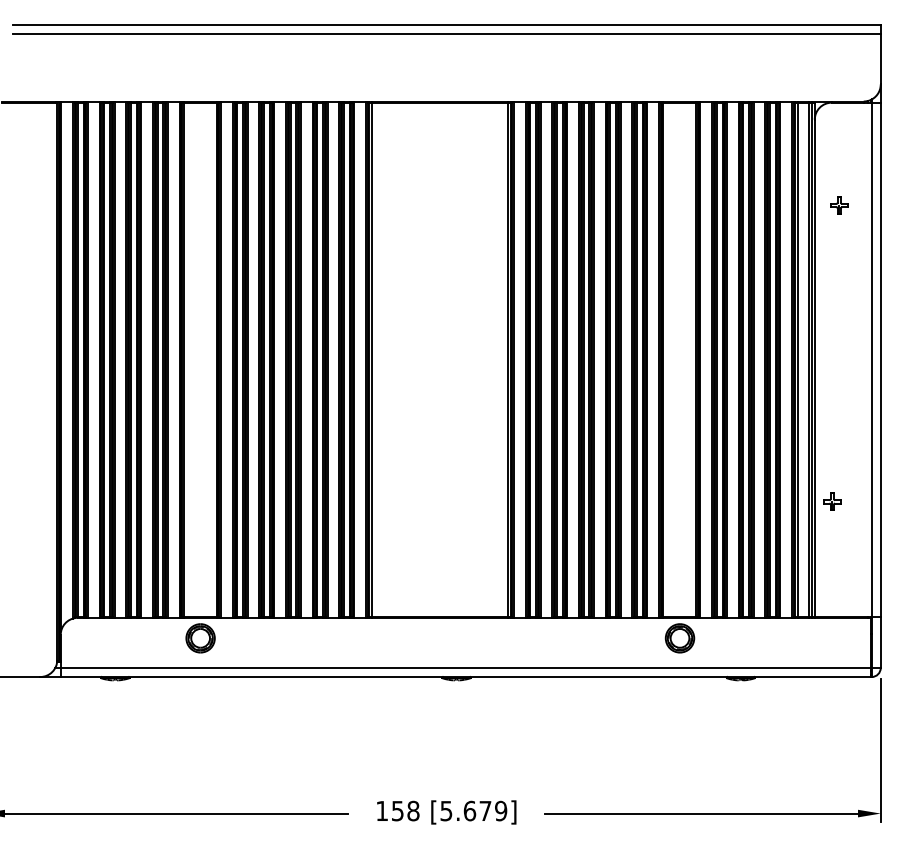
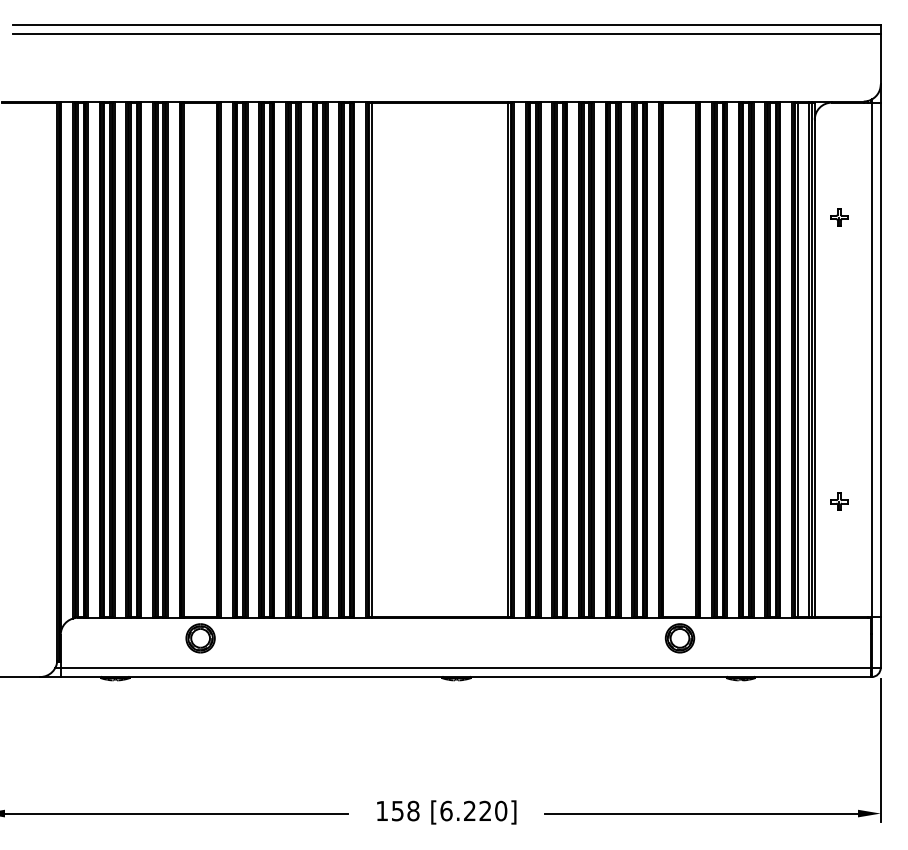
part position: (839, 205) -> (839, 217) (839, 217)
part position: (832, 501) -> (839, 501) (839, 501)
text: [5.679] -> [6.220] (473, 810)
